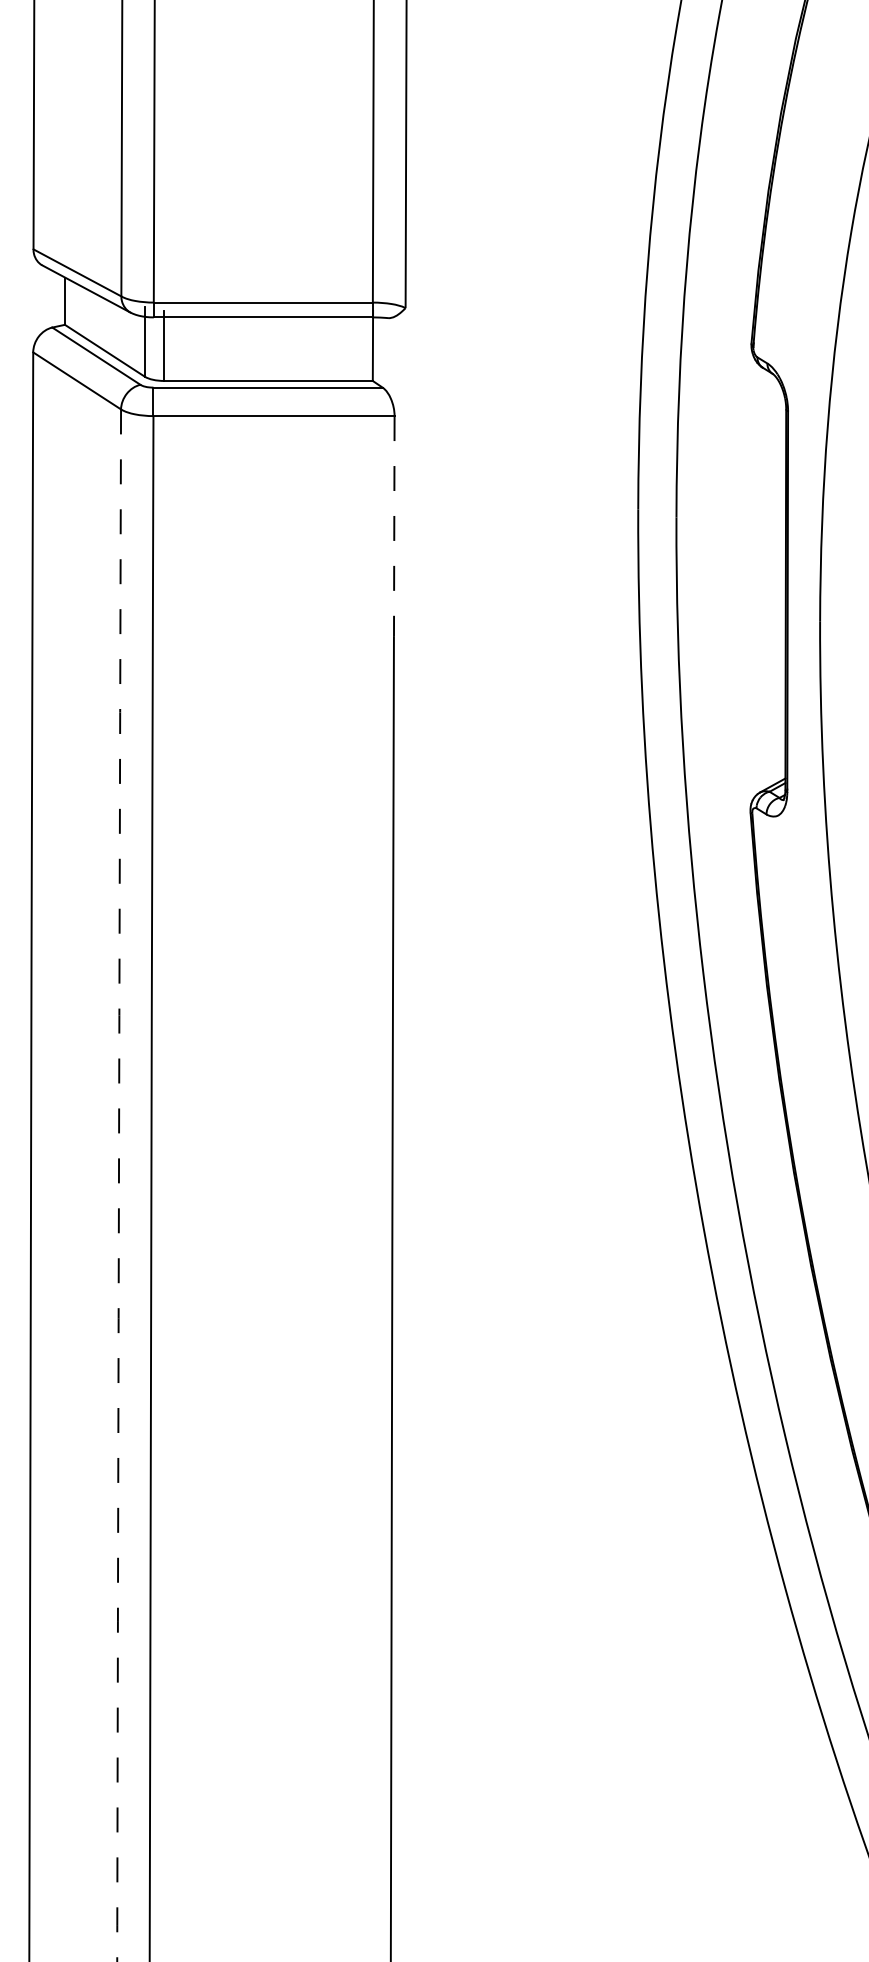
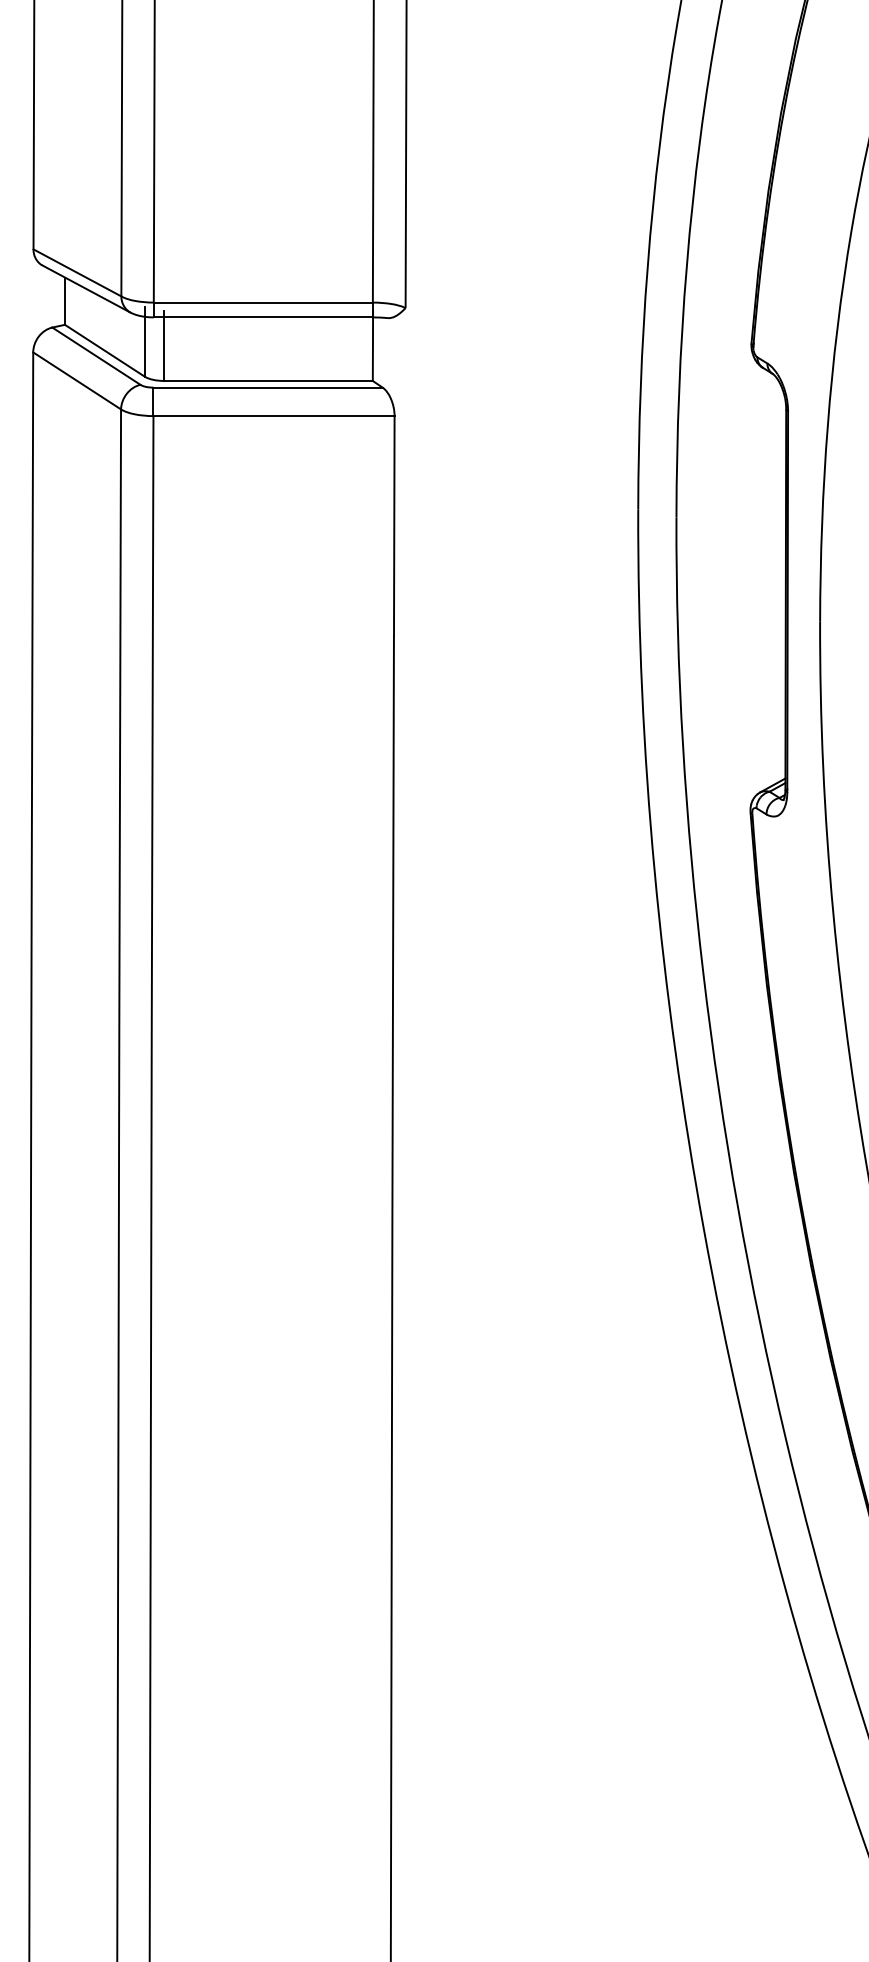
line: dashed -> solid (394, 526)
arc: dashed -> solid (119, 1186)
